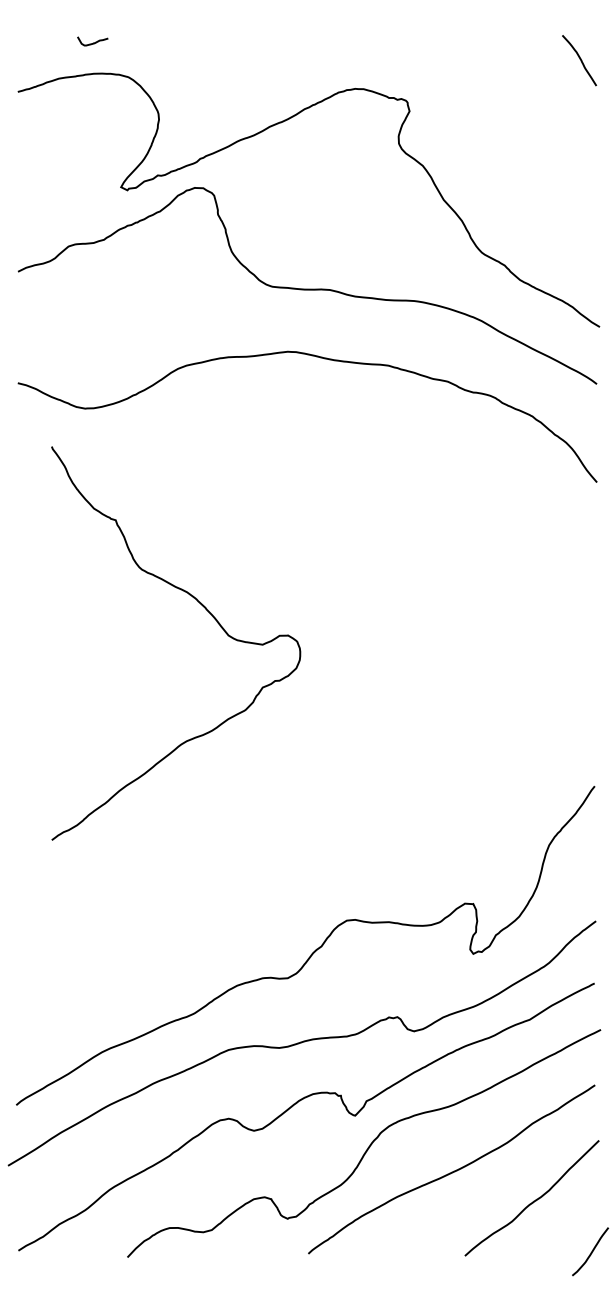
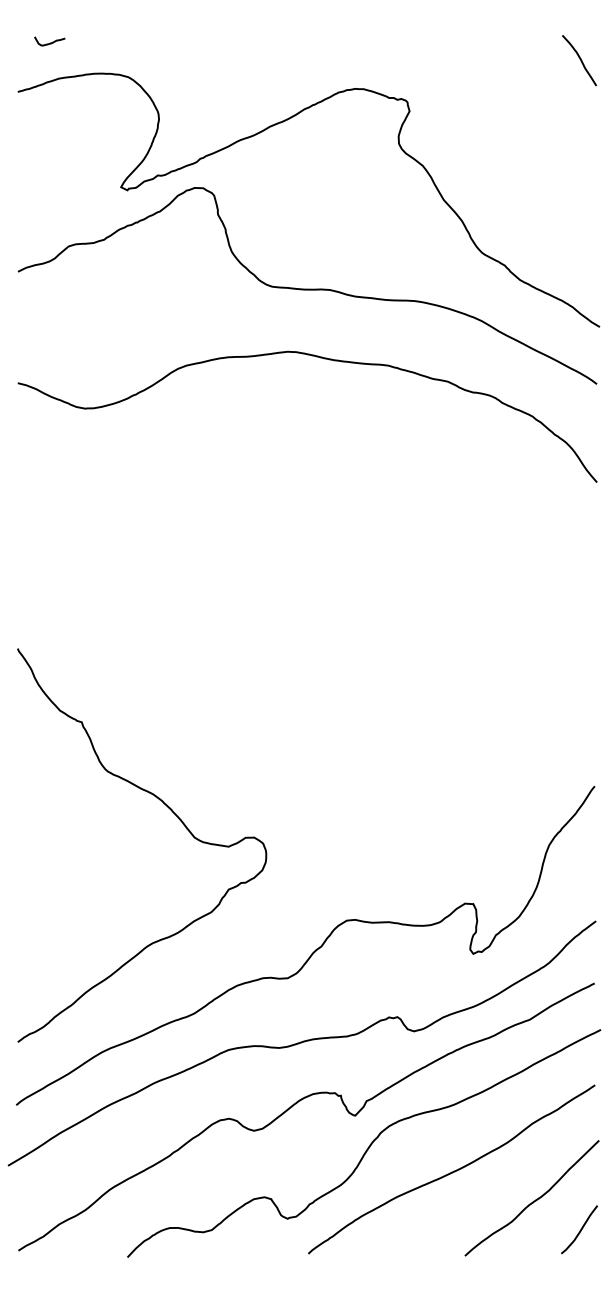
curve position: (93, 42) -> (50, 42) (50, 42)
curve position: (212, 617) -> (178, 819) (178, 819)
curve position: (591, 1251) -> (580, 1229) (580, 1229)
